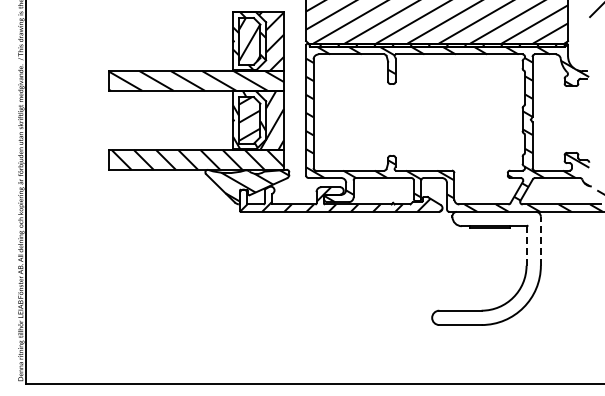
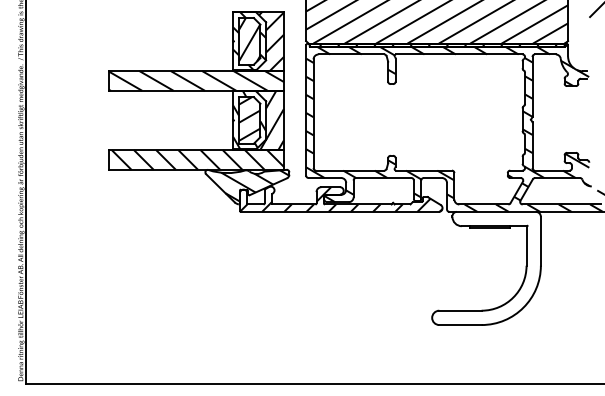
line: dashed -> solid (540, 240)
line: dashed -> solid (526, 245)
